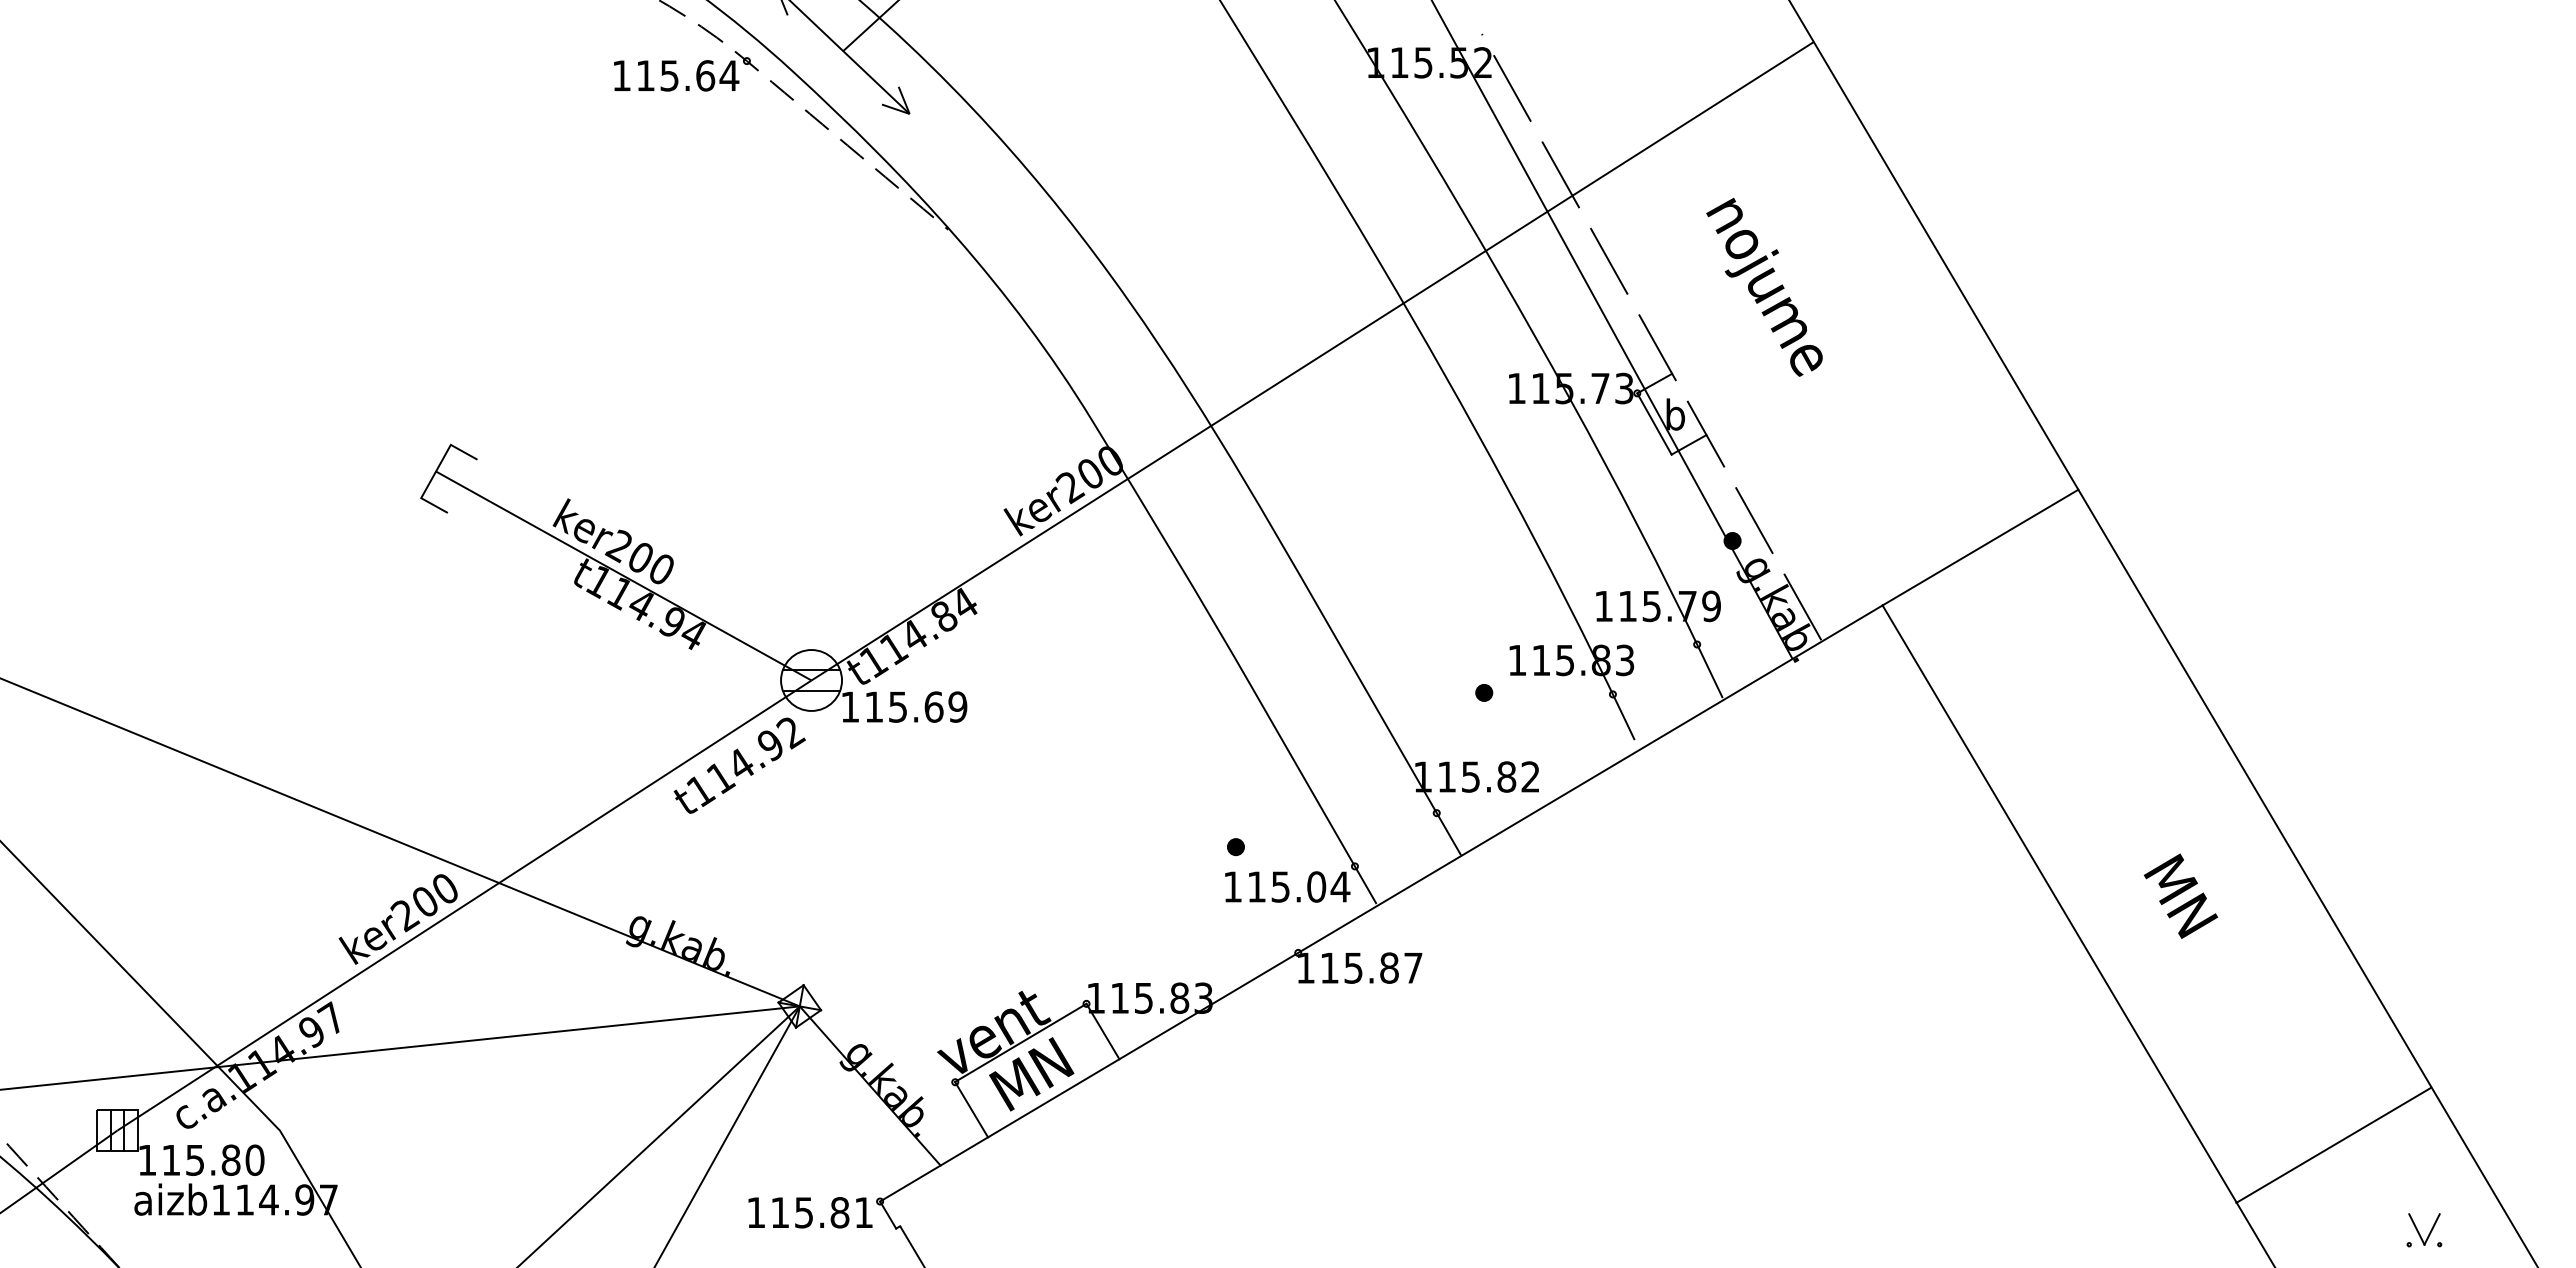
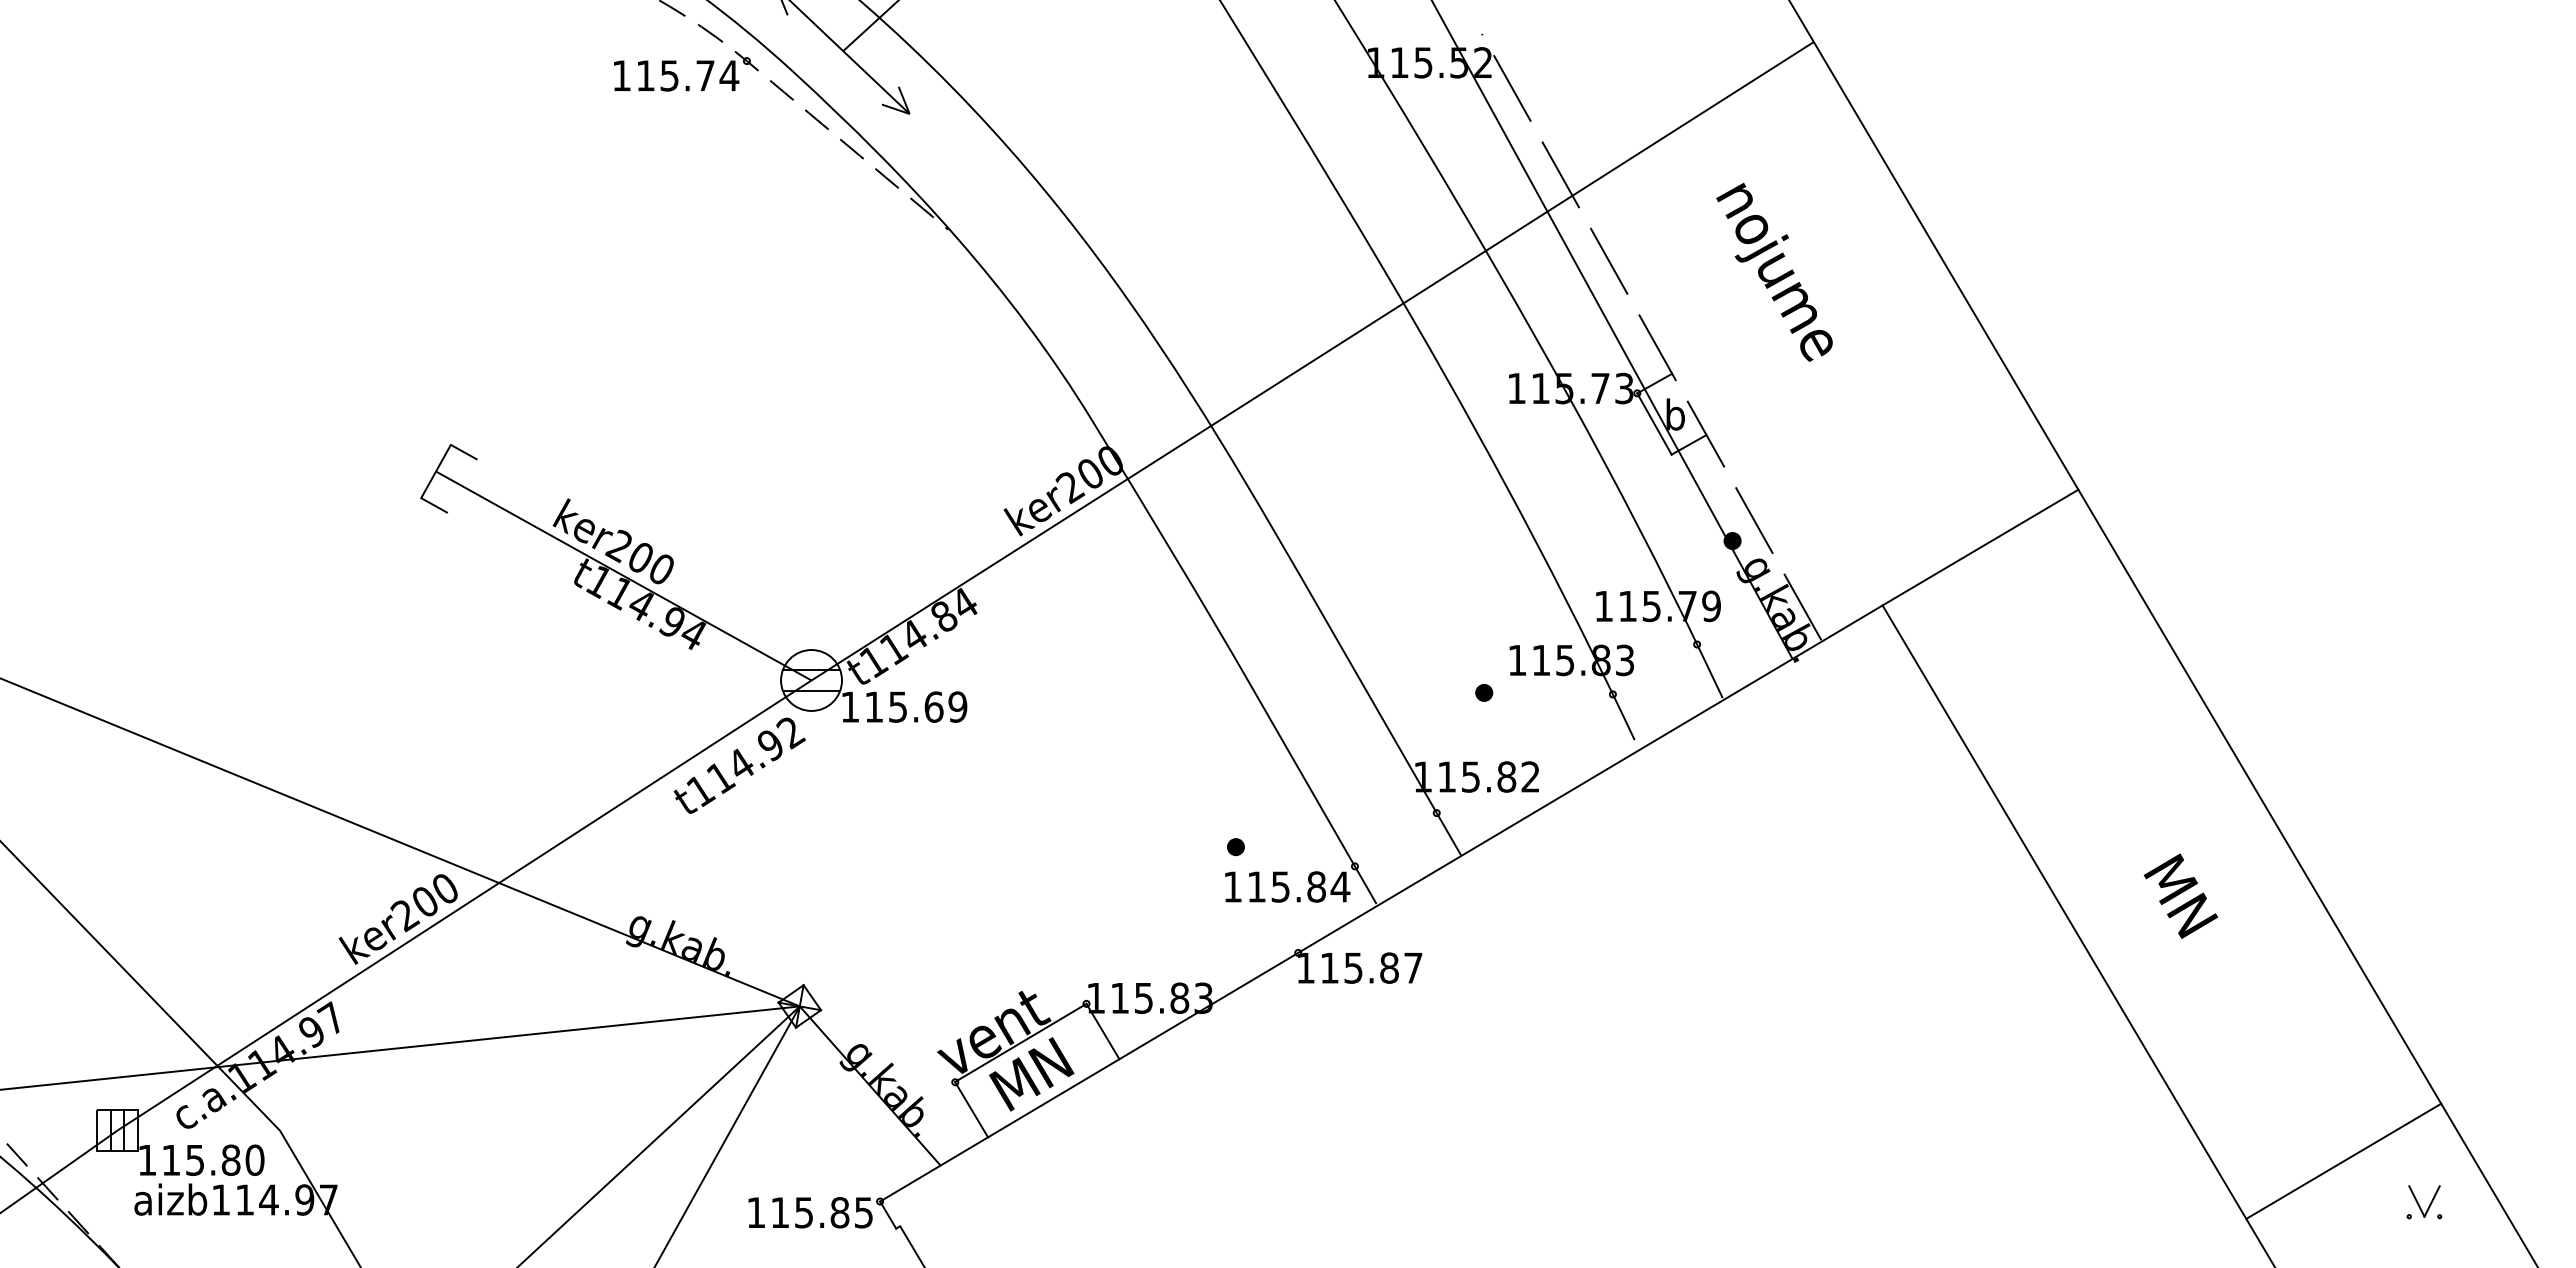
text: 115.64 -> 115.74 (705, 75)
text position: (1764, 286) -> (1774, 271) (1774, 271)
text: 115.04 -> 115.84 (1316, 886)
line position: (2333, 1144) -> (2343, 1160) (2343, 1160)
text: 115.81 -> 115.85 (863, 1212)
part position: (2424, 1230) -> (2424, 1202) (2424, 1202)
